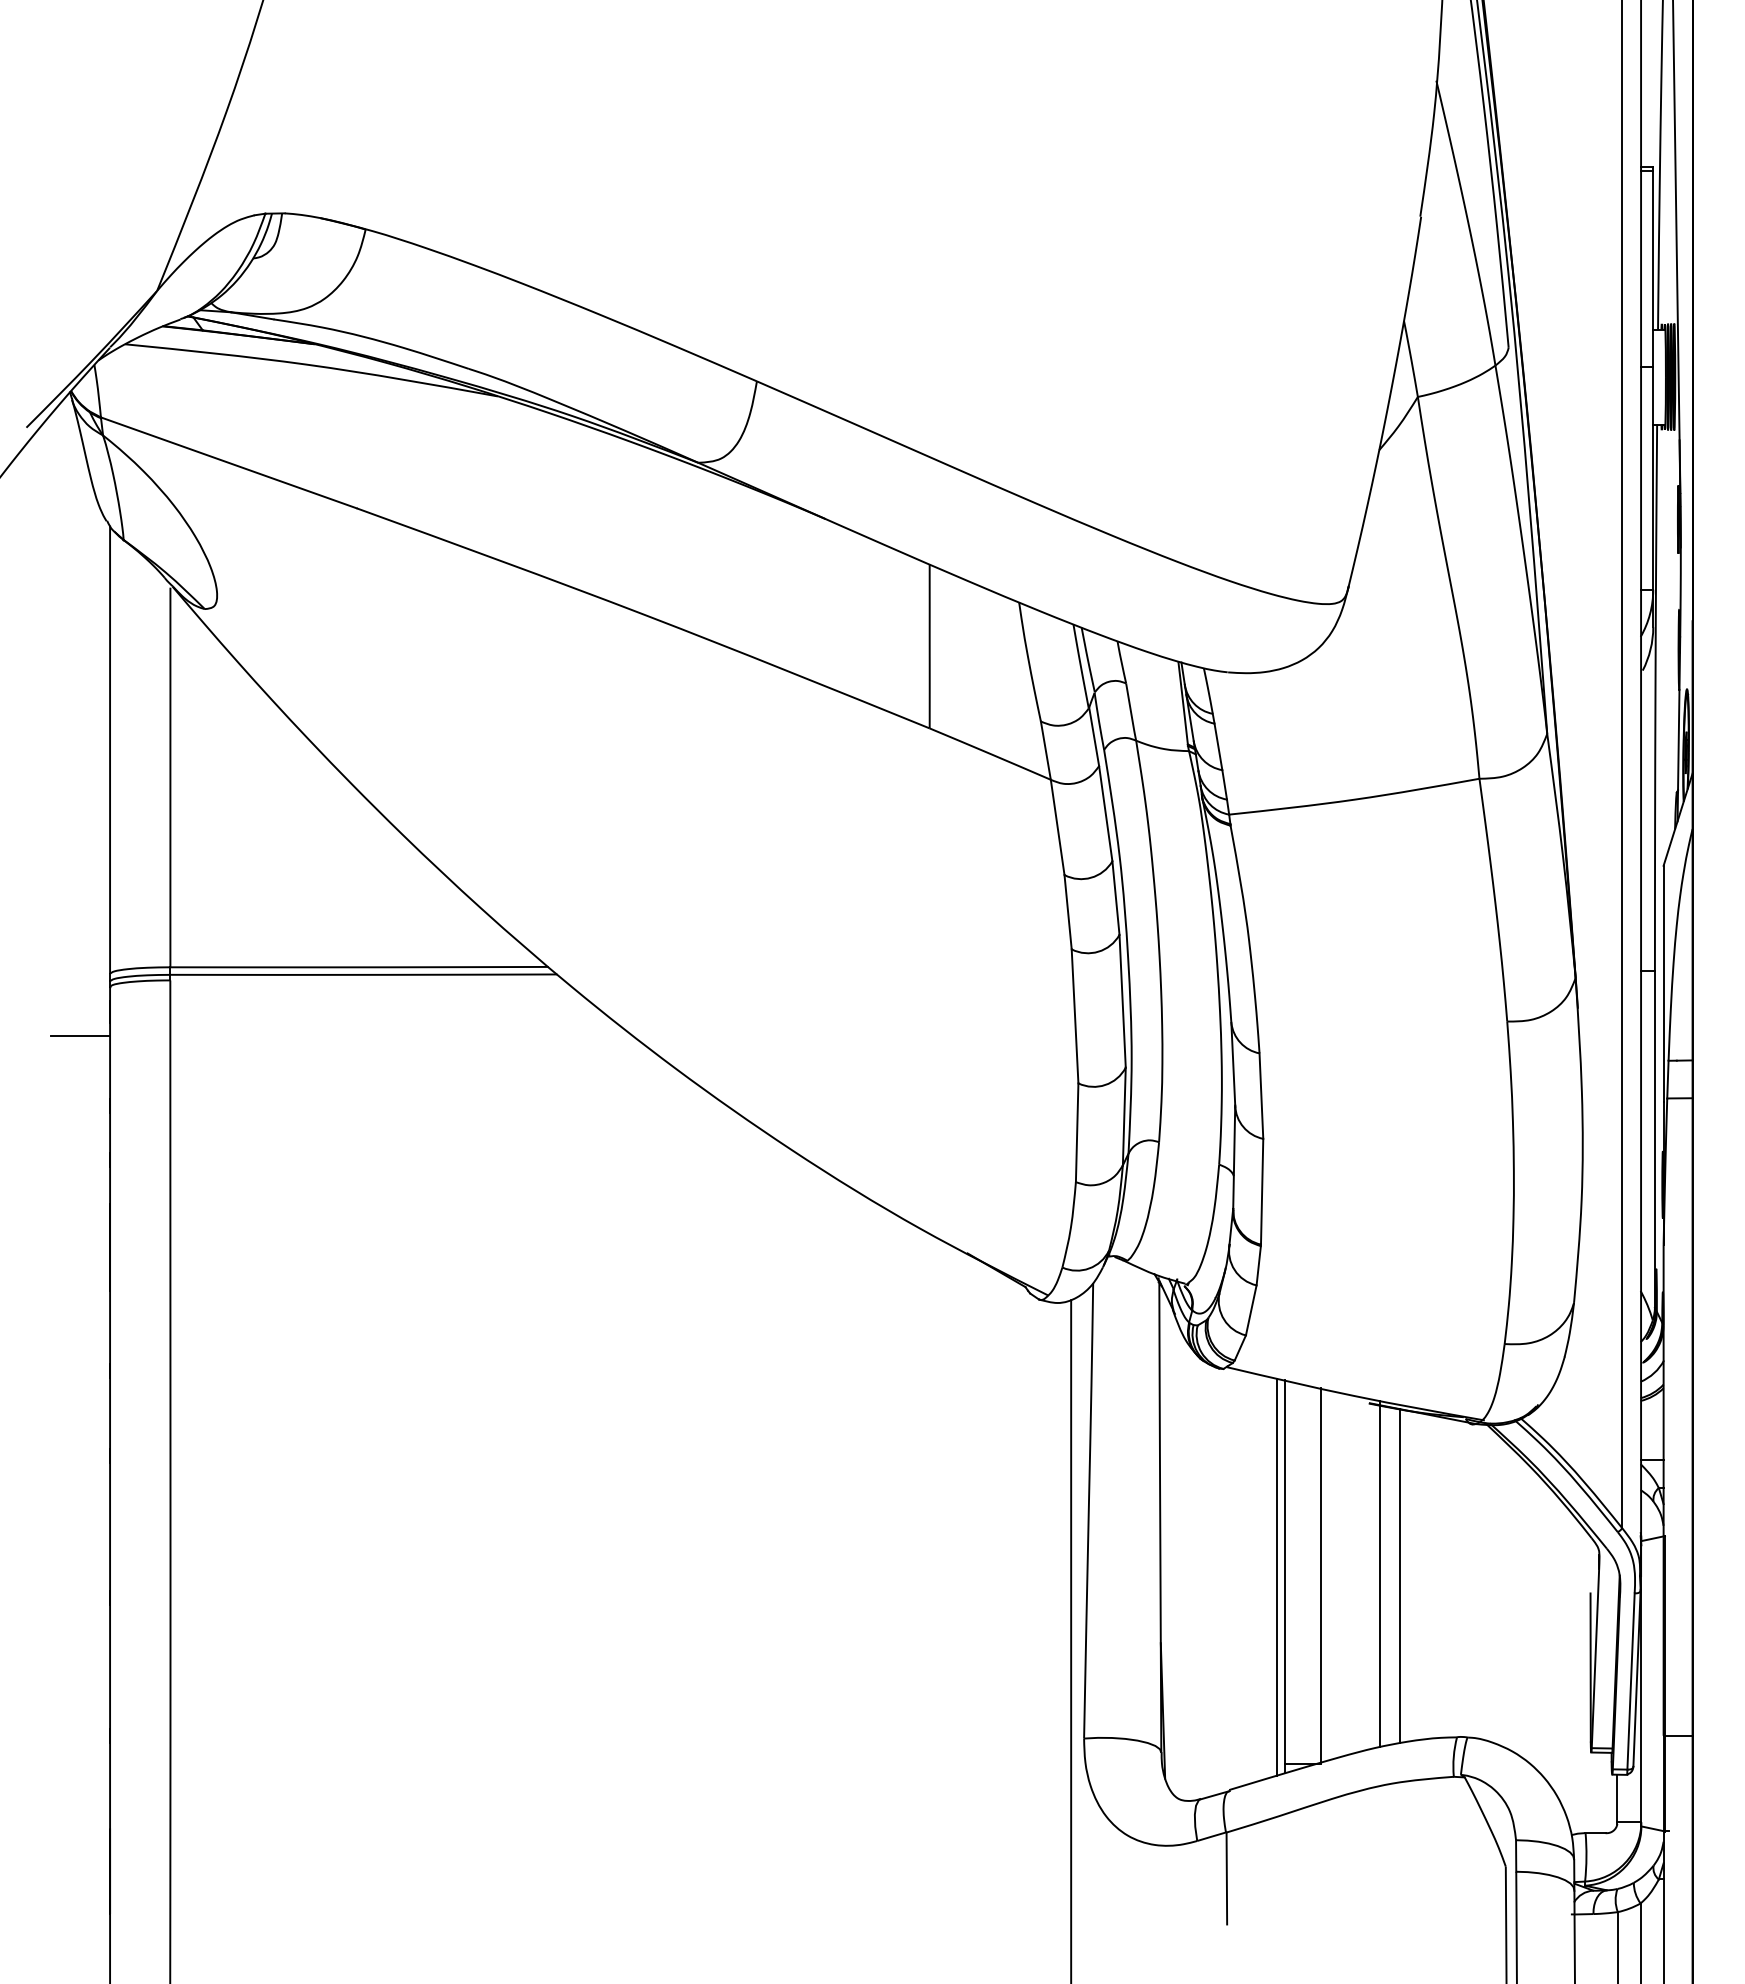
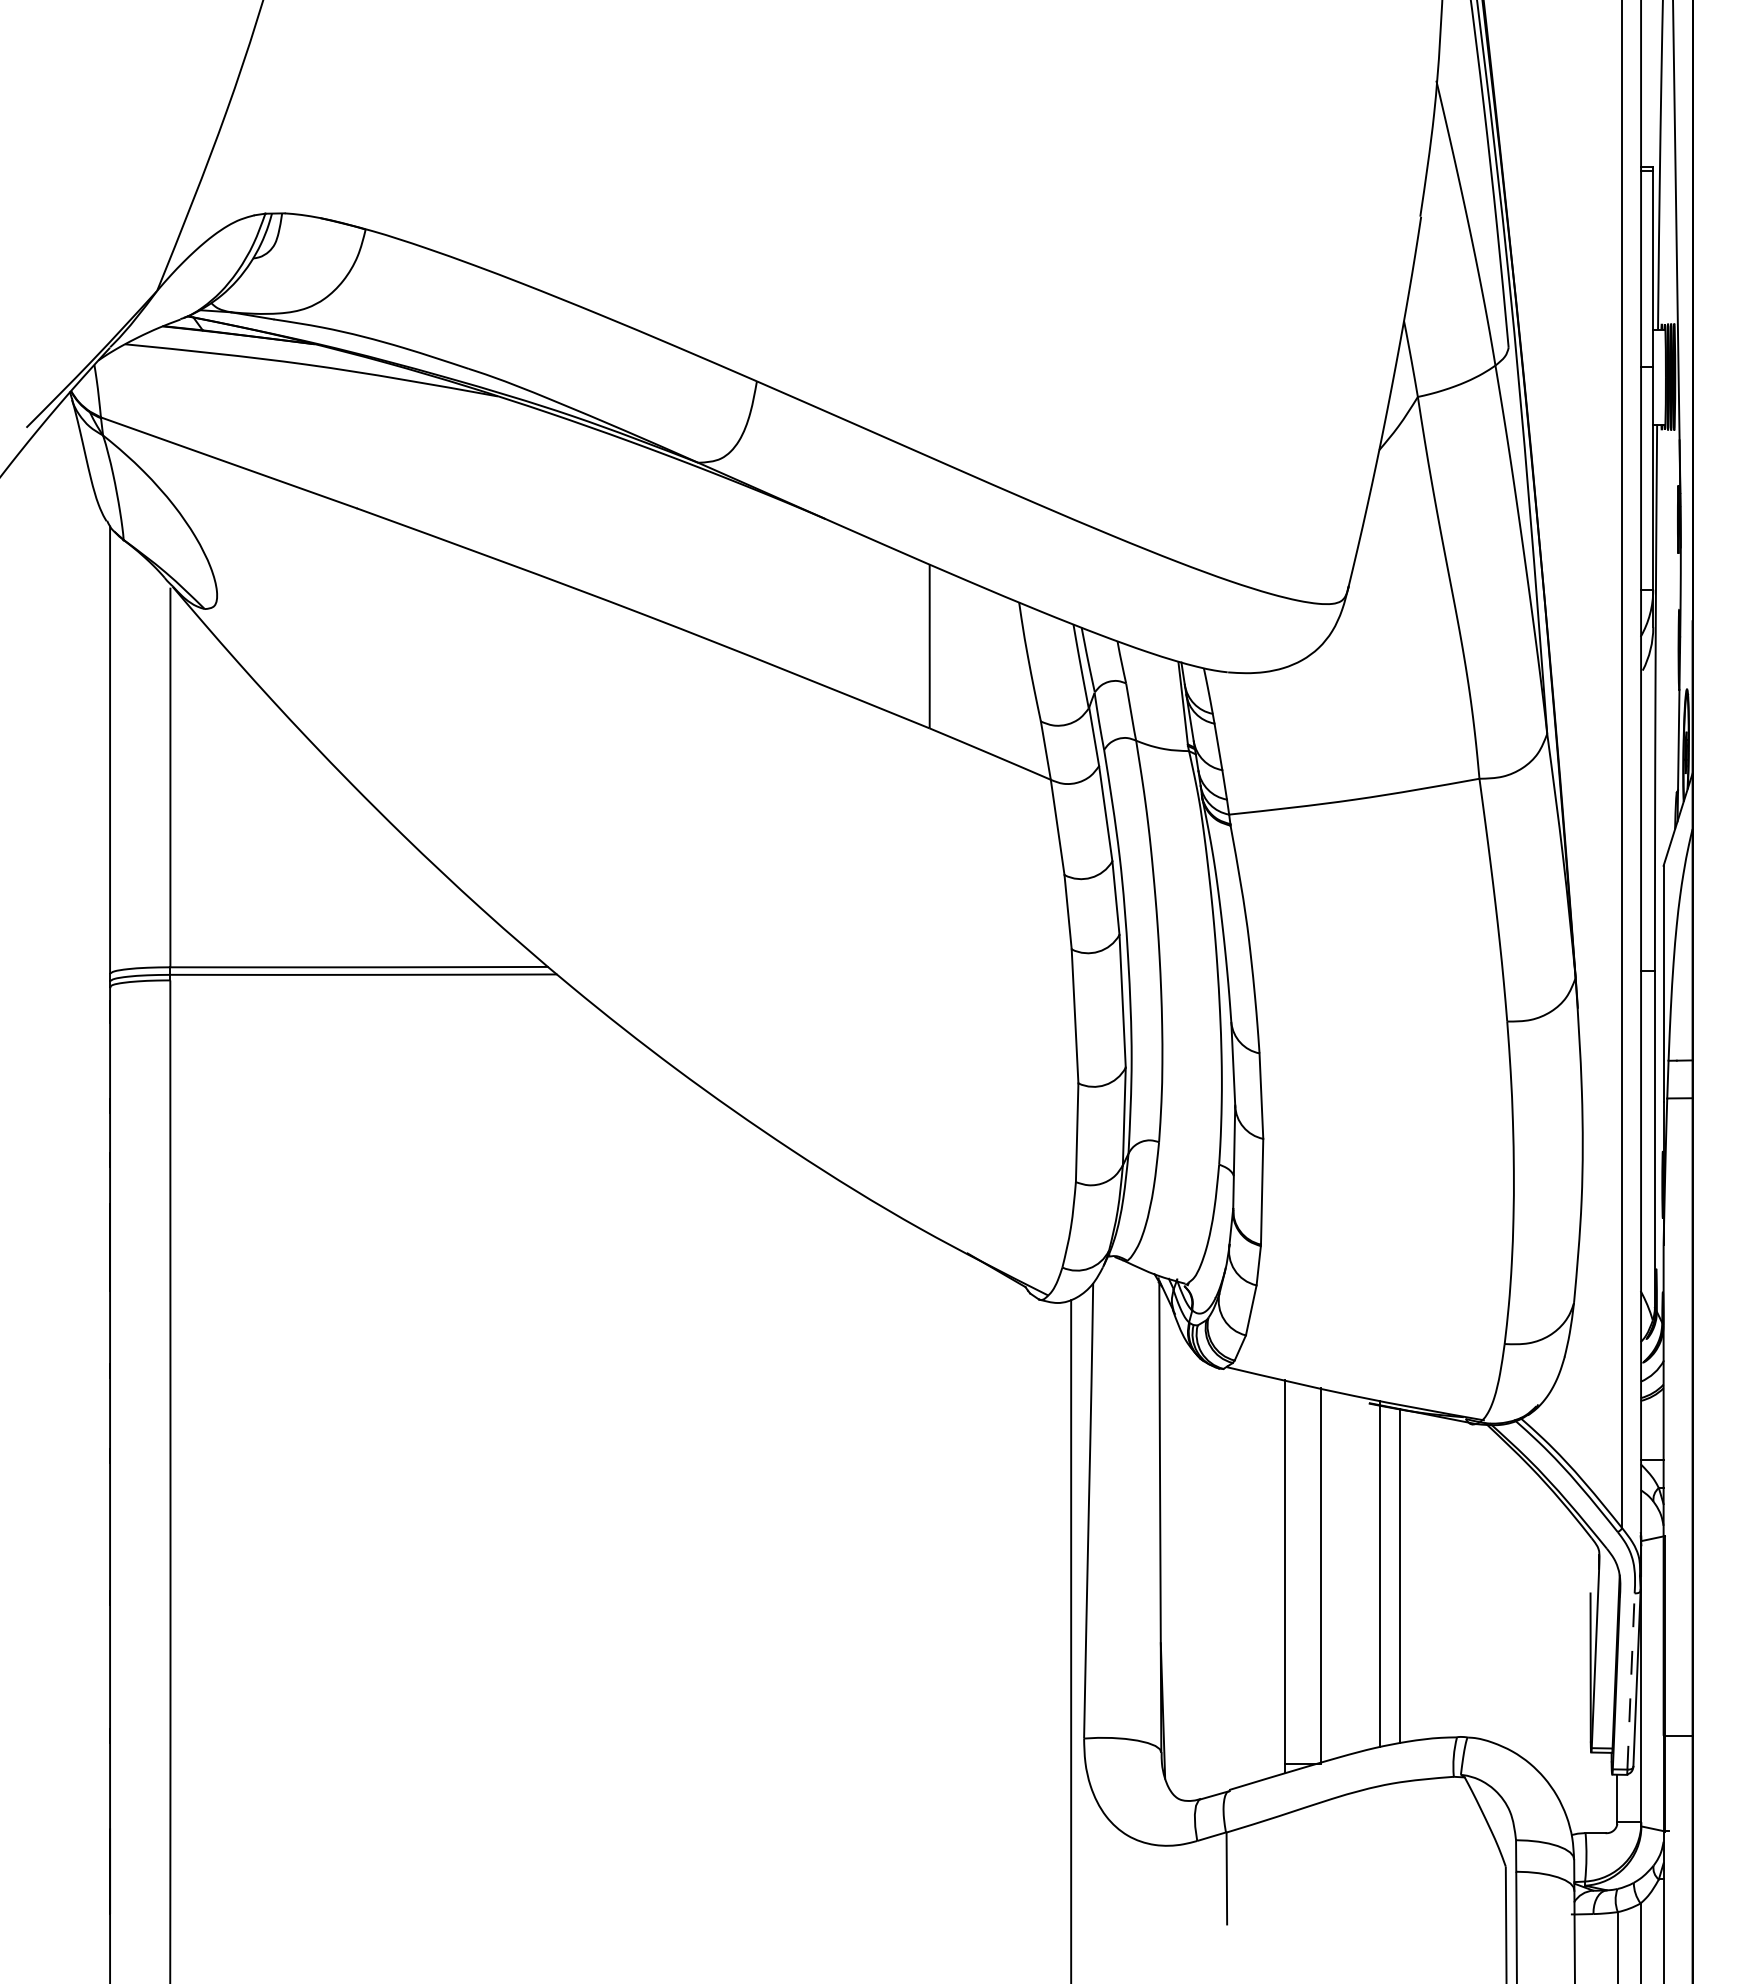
line: present -> none (80, 1036)
line: present -> none (1277, 1576)
line: solid -> dashed (1631, 1681)
